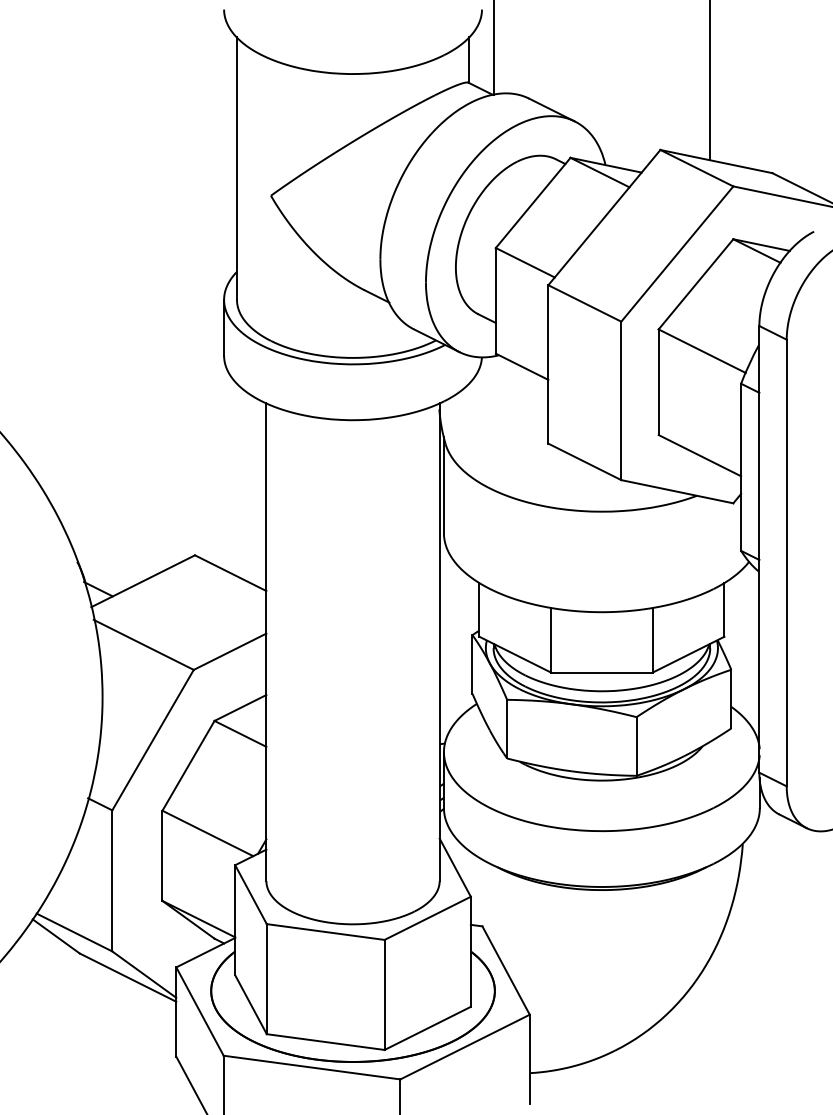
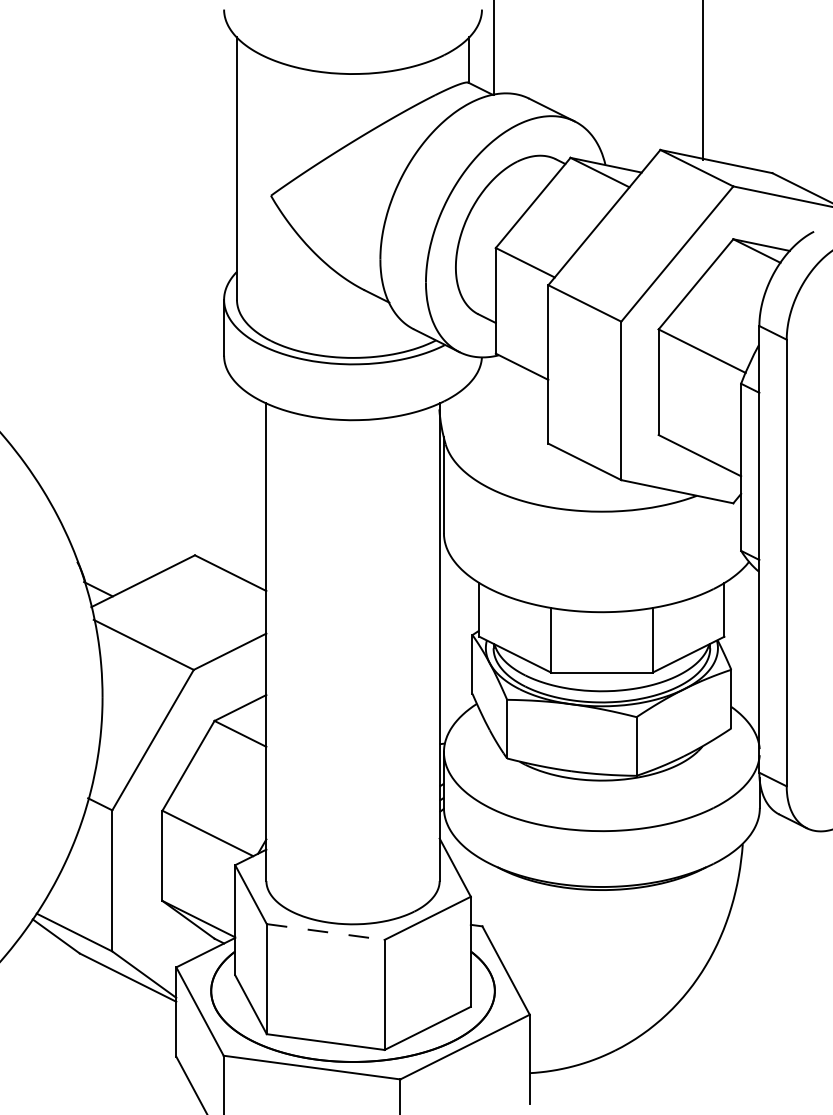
line position: (710, 81) -> (703, 81) (703, 81)
line: solid -> dashed (326, 932)
